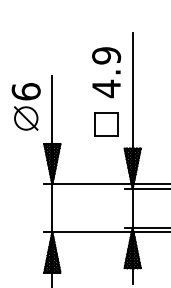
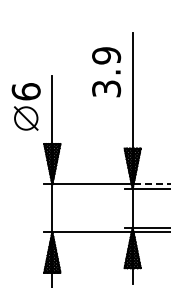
text: 4.9 -> 3.9 (106, 88)
part: present -> none (106, 124)
line: solid -> dashed (152, 184)
